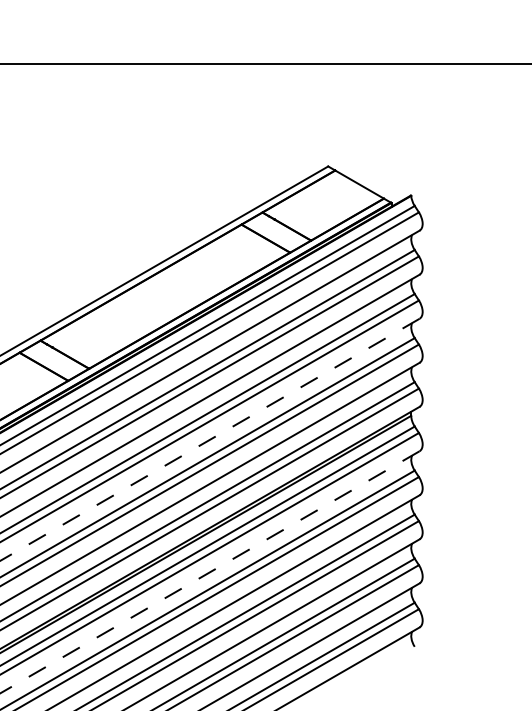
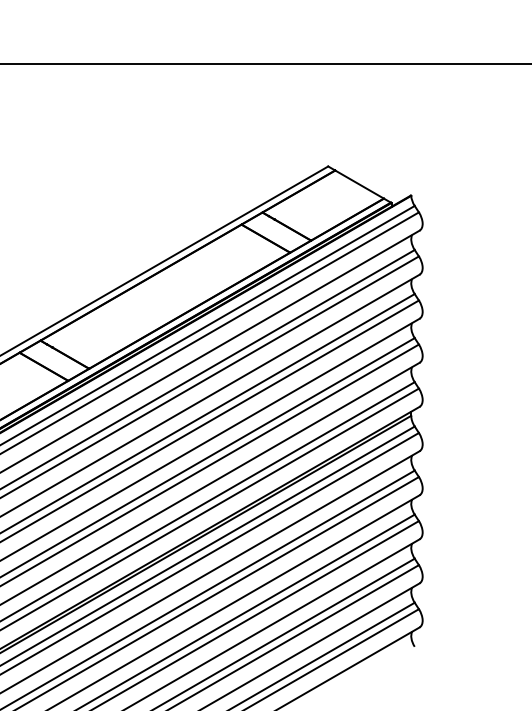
line: dashed -> solid (210, 439)
line: dashed -> solid (210, 572)
